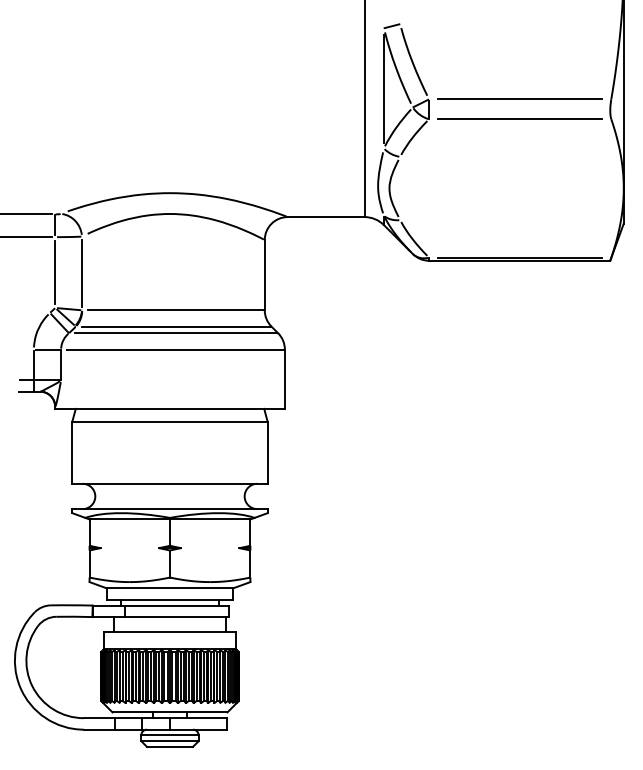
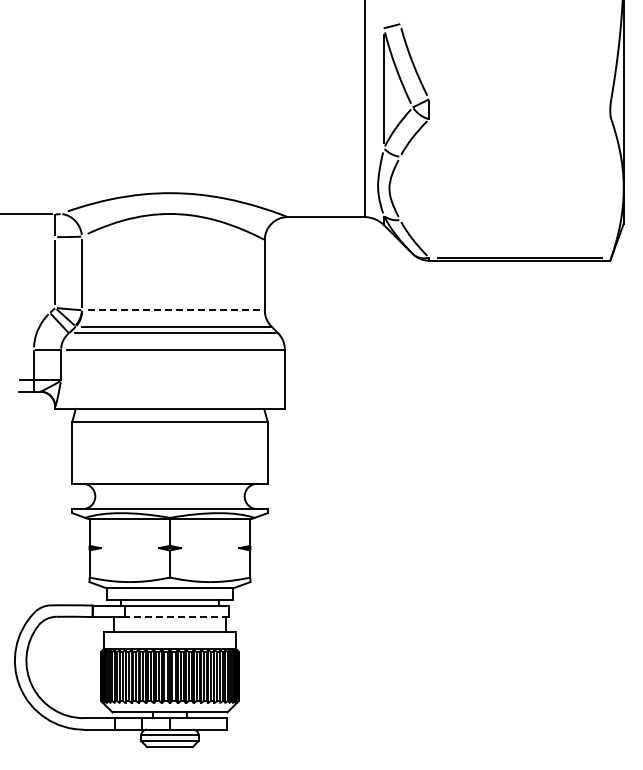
line: present -> none (519, 98)
line: present -> none (520, 119)
line: present -> none (27, 237)
line: solid -> dashed (175, 310)
line: solid -> dashed (177, 617)
